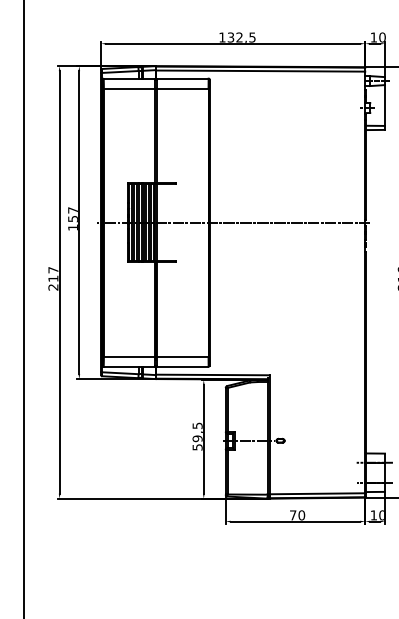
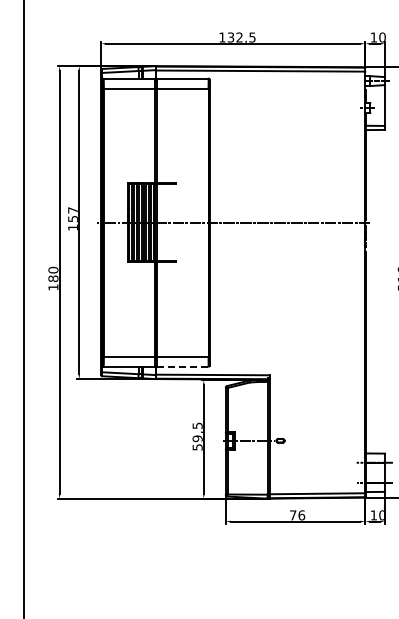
text: 217 -> 180 (53, 278)
line: solid -> dashed (182, 366)
text: 70 -> 76 (301, 515)
